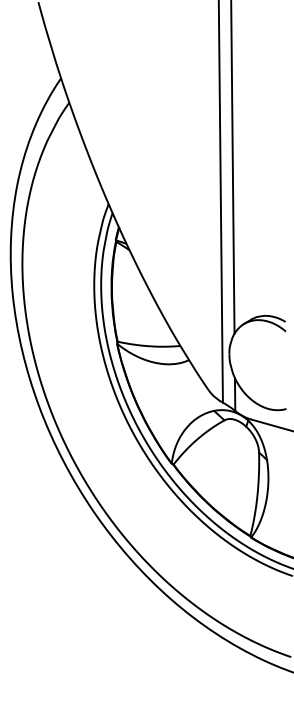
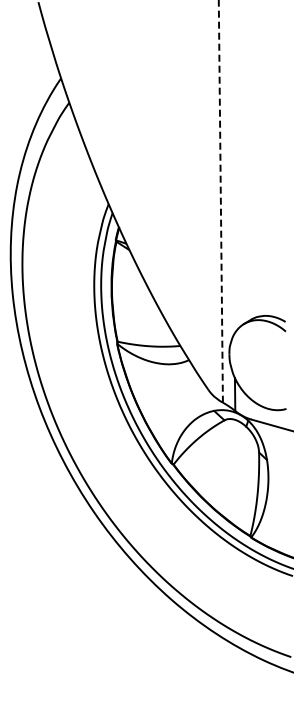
line: present -> none (232, 167)
line: solid -> dashed (220, 201)
